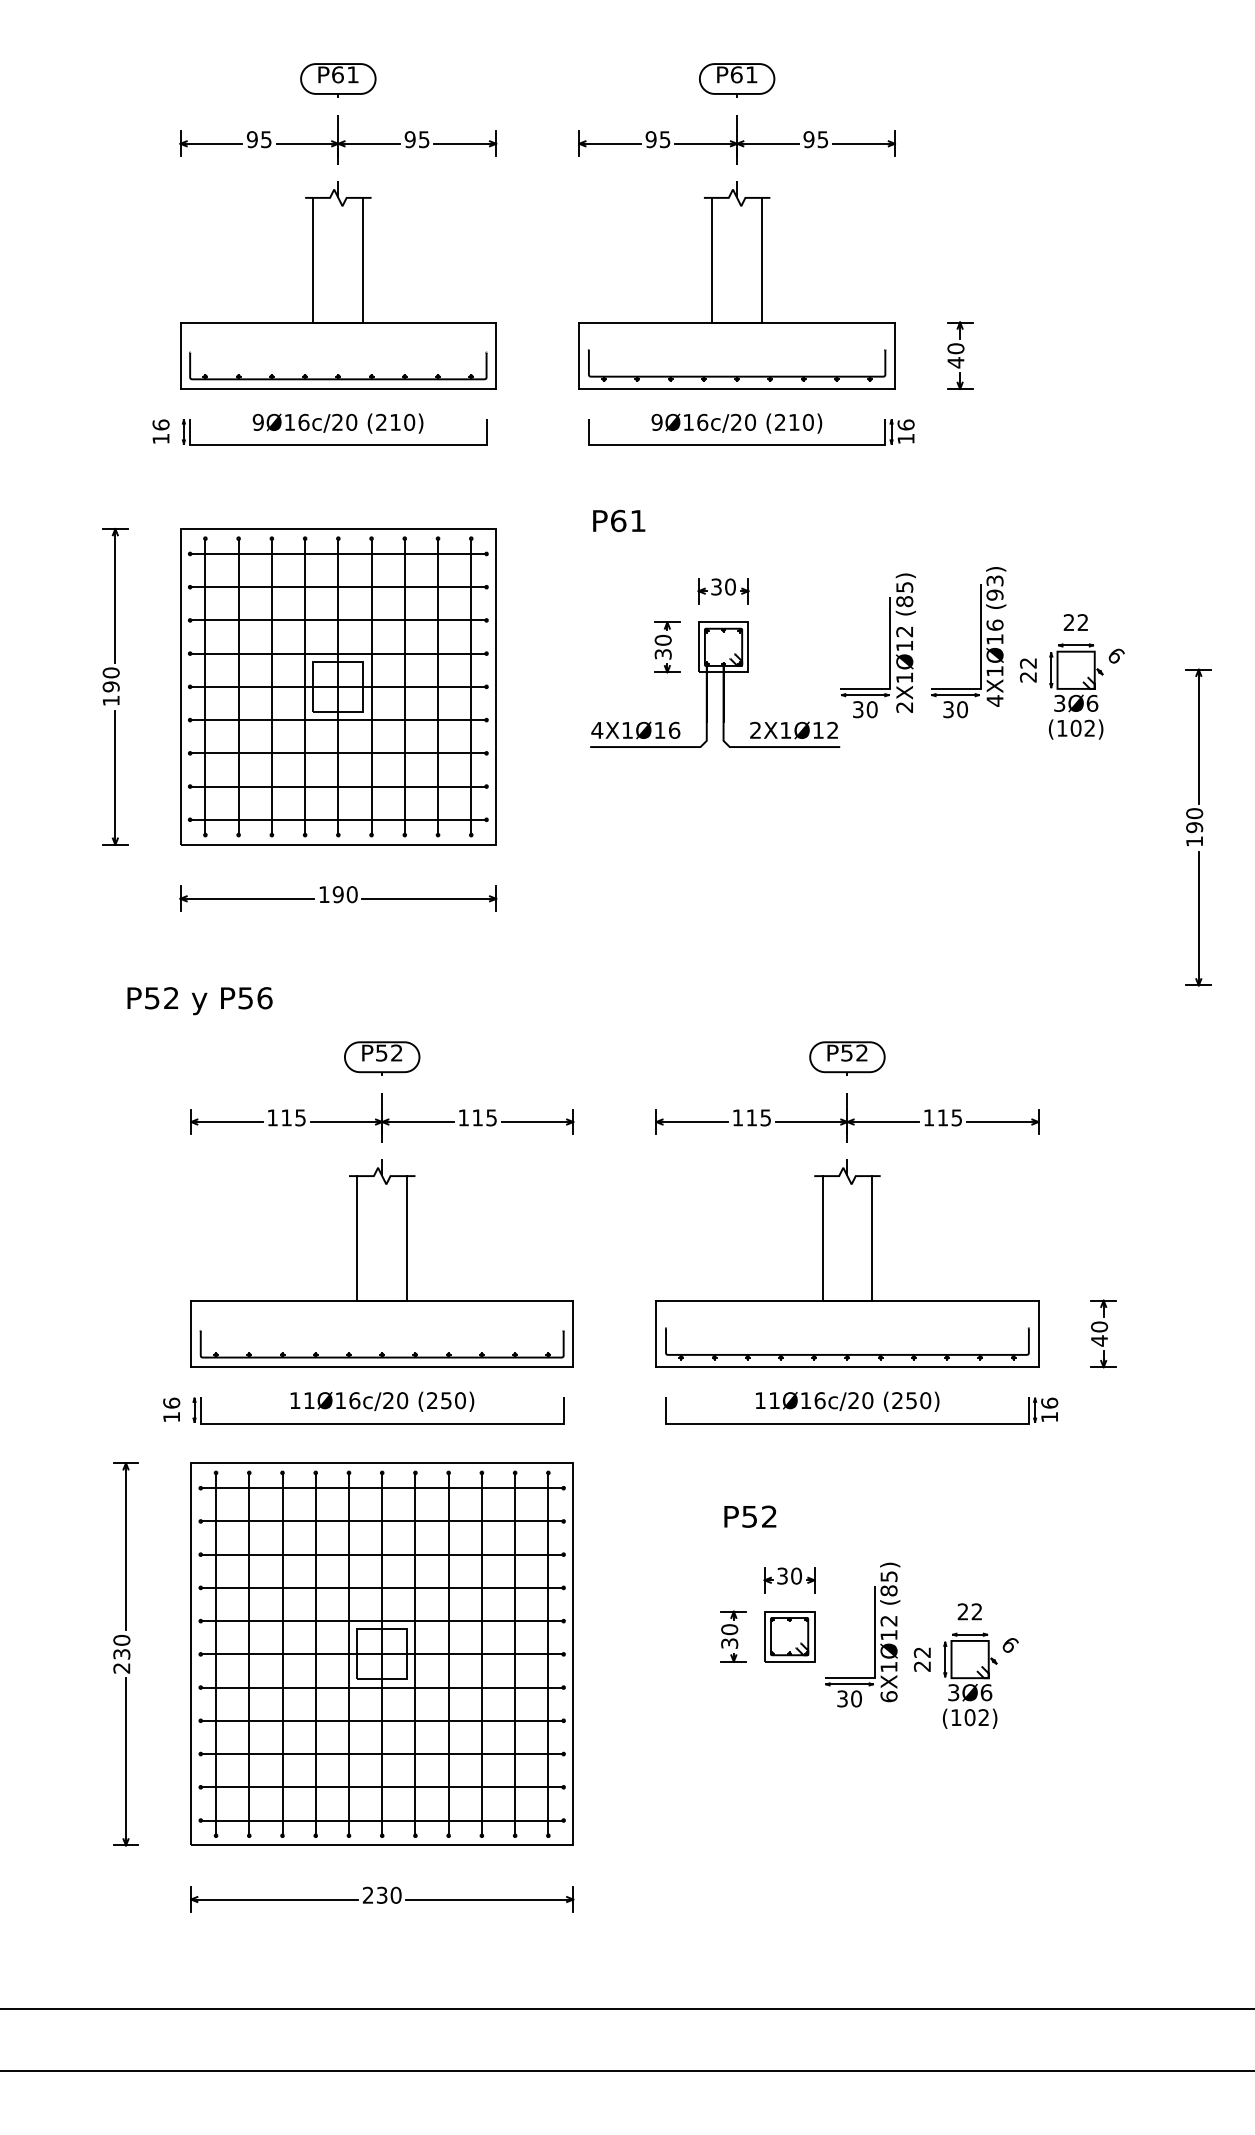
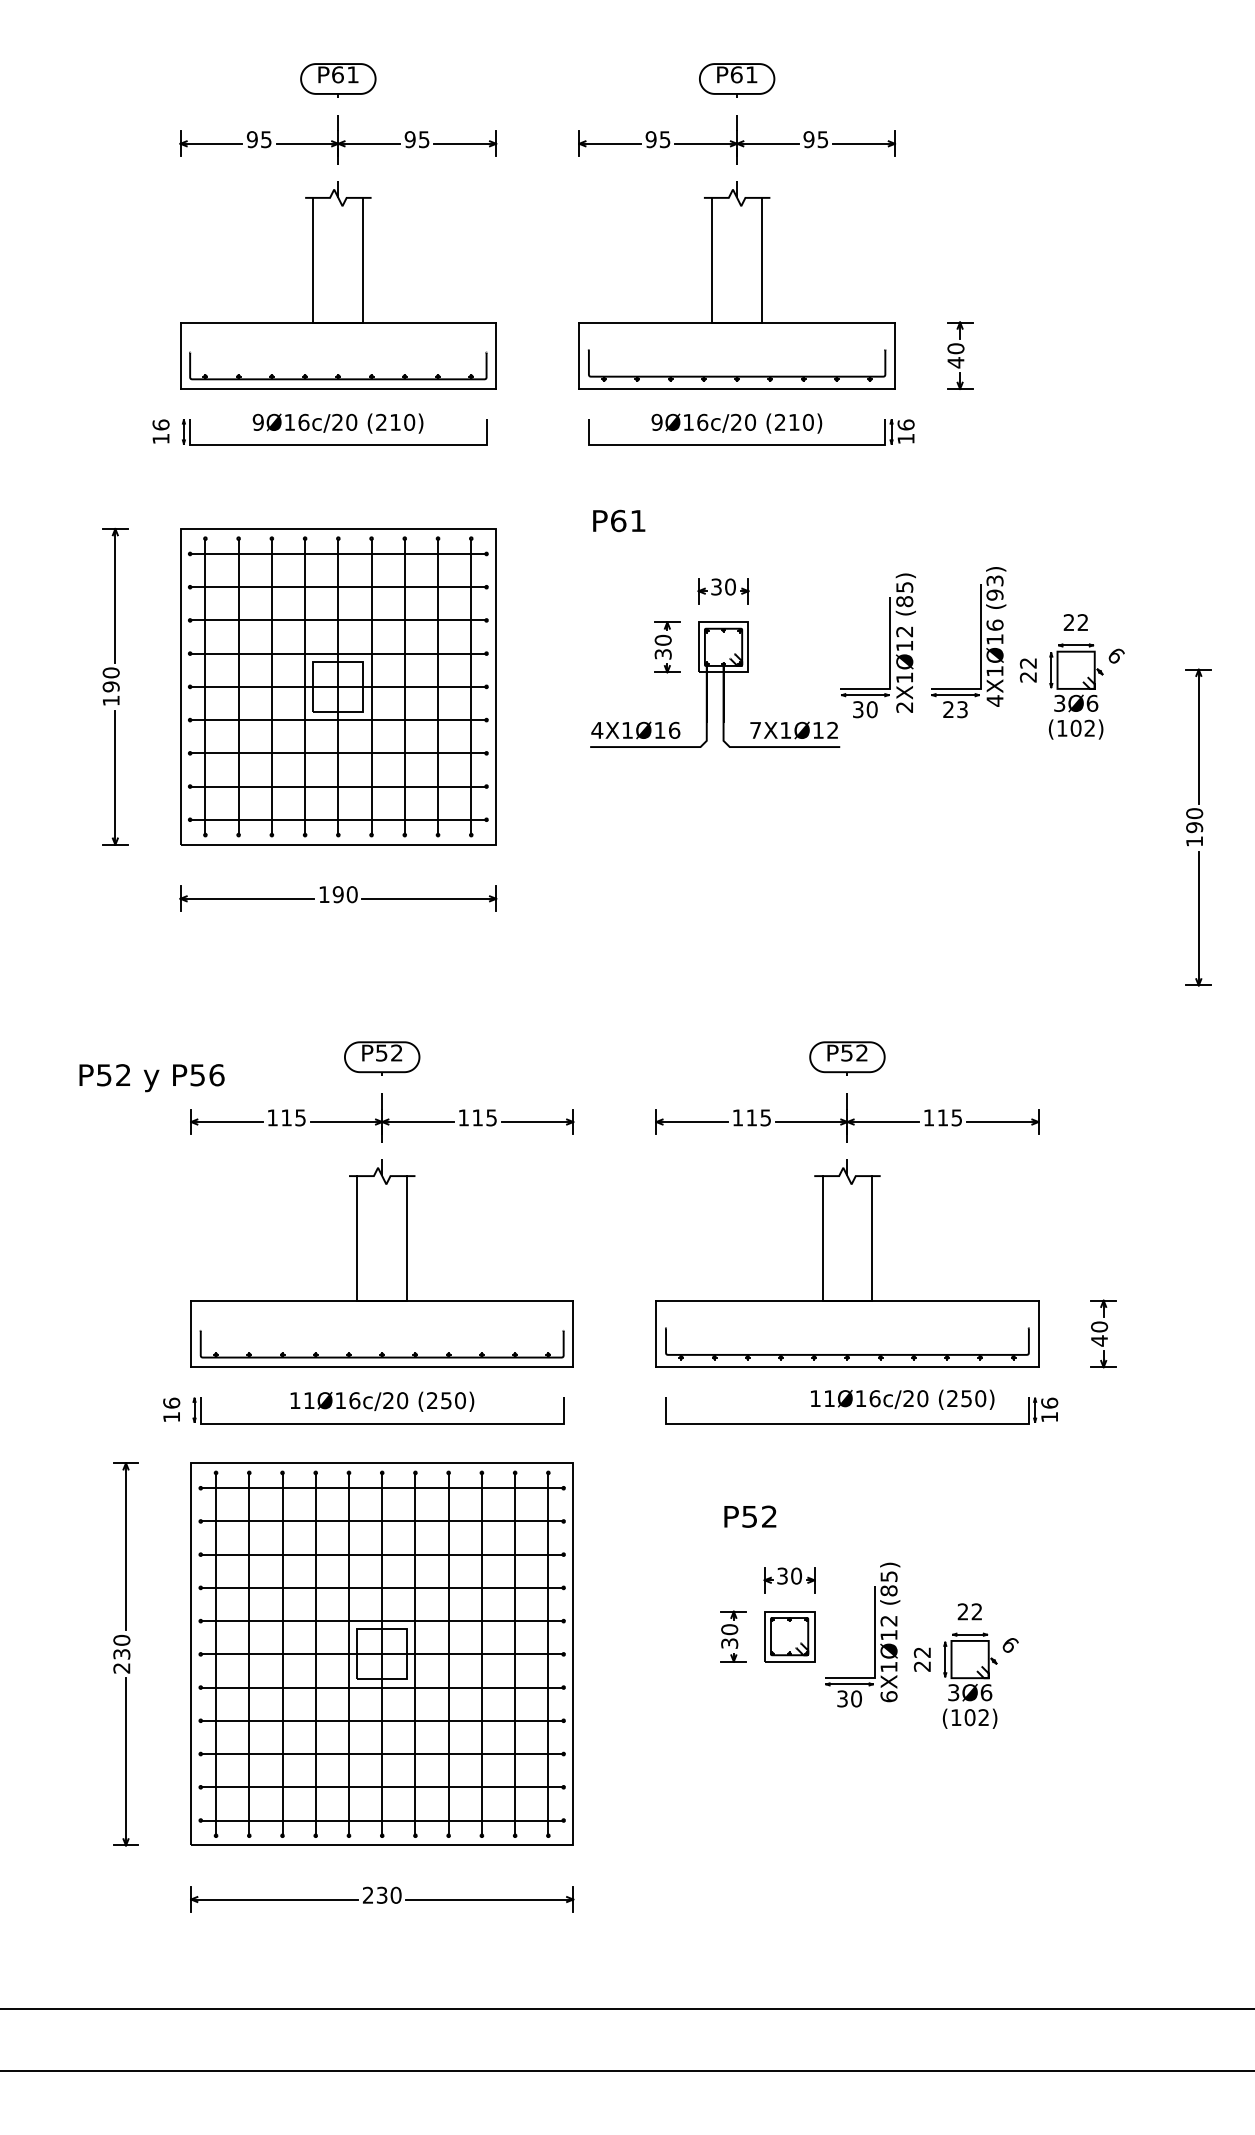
text: 30 -> 23 (955, 709)
text: 2X1Ø12 -> 7X1Ø12 (755, 729)
text position: (199, 1001) -> (151, 1078) (151, 1078)
text position: (847, 1401) -> (902, 1399) (902, 1399)
